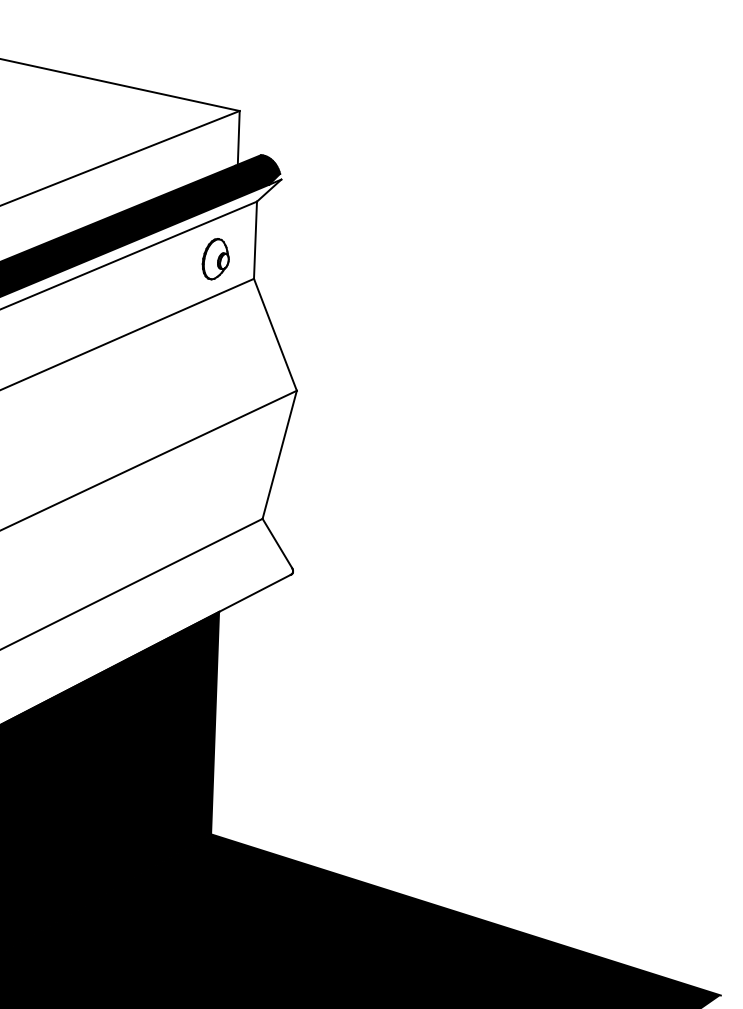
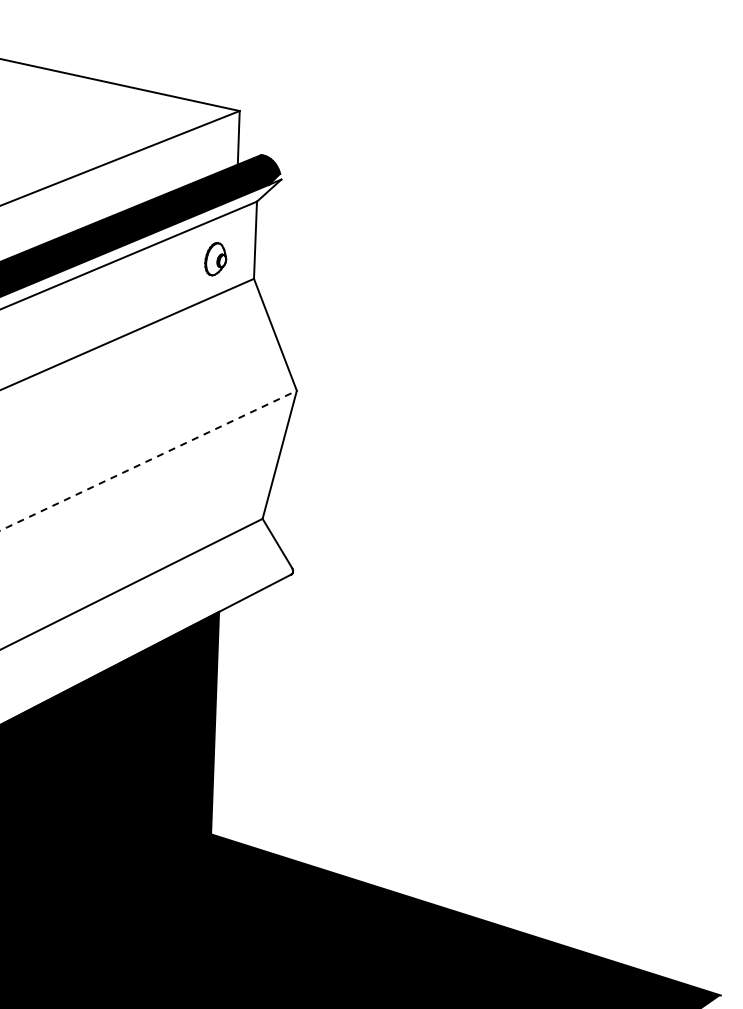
part size: 29x43 px -> 24x35 px (215, 259)
line: solid -> dashed (148, 460)
